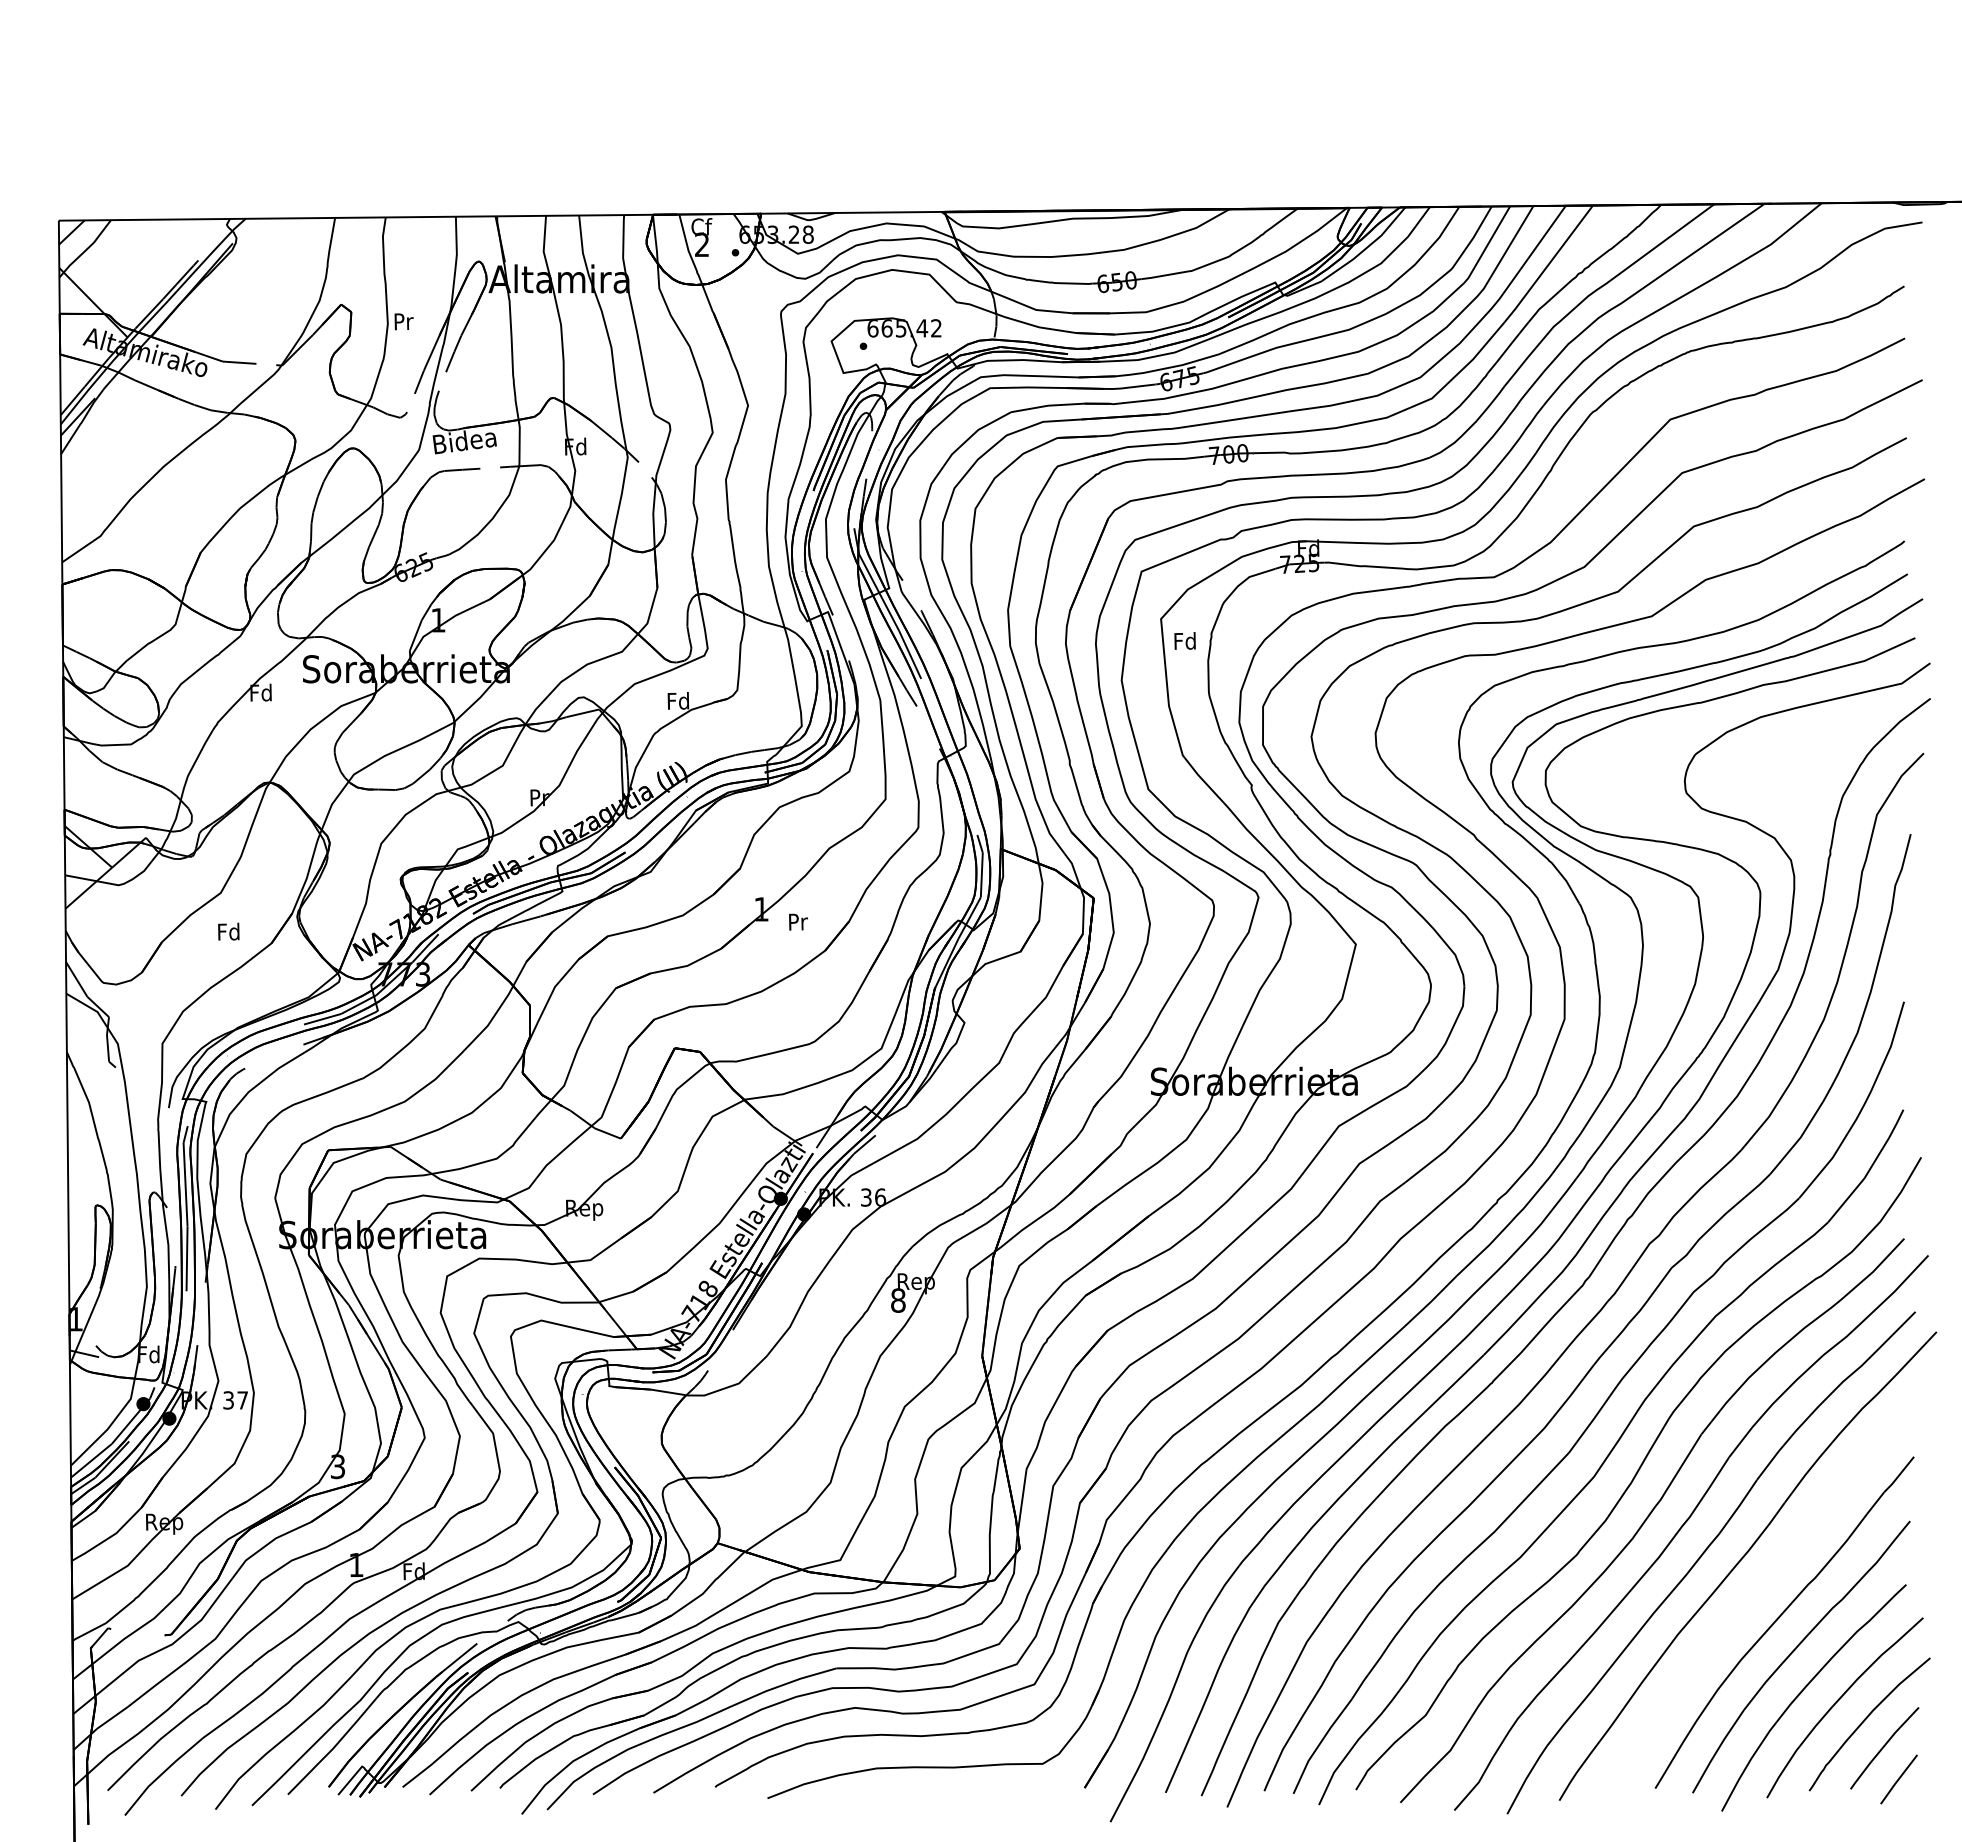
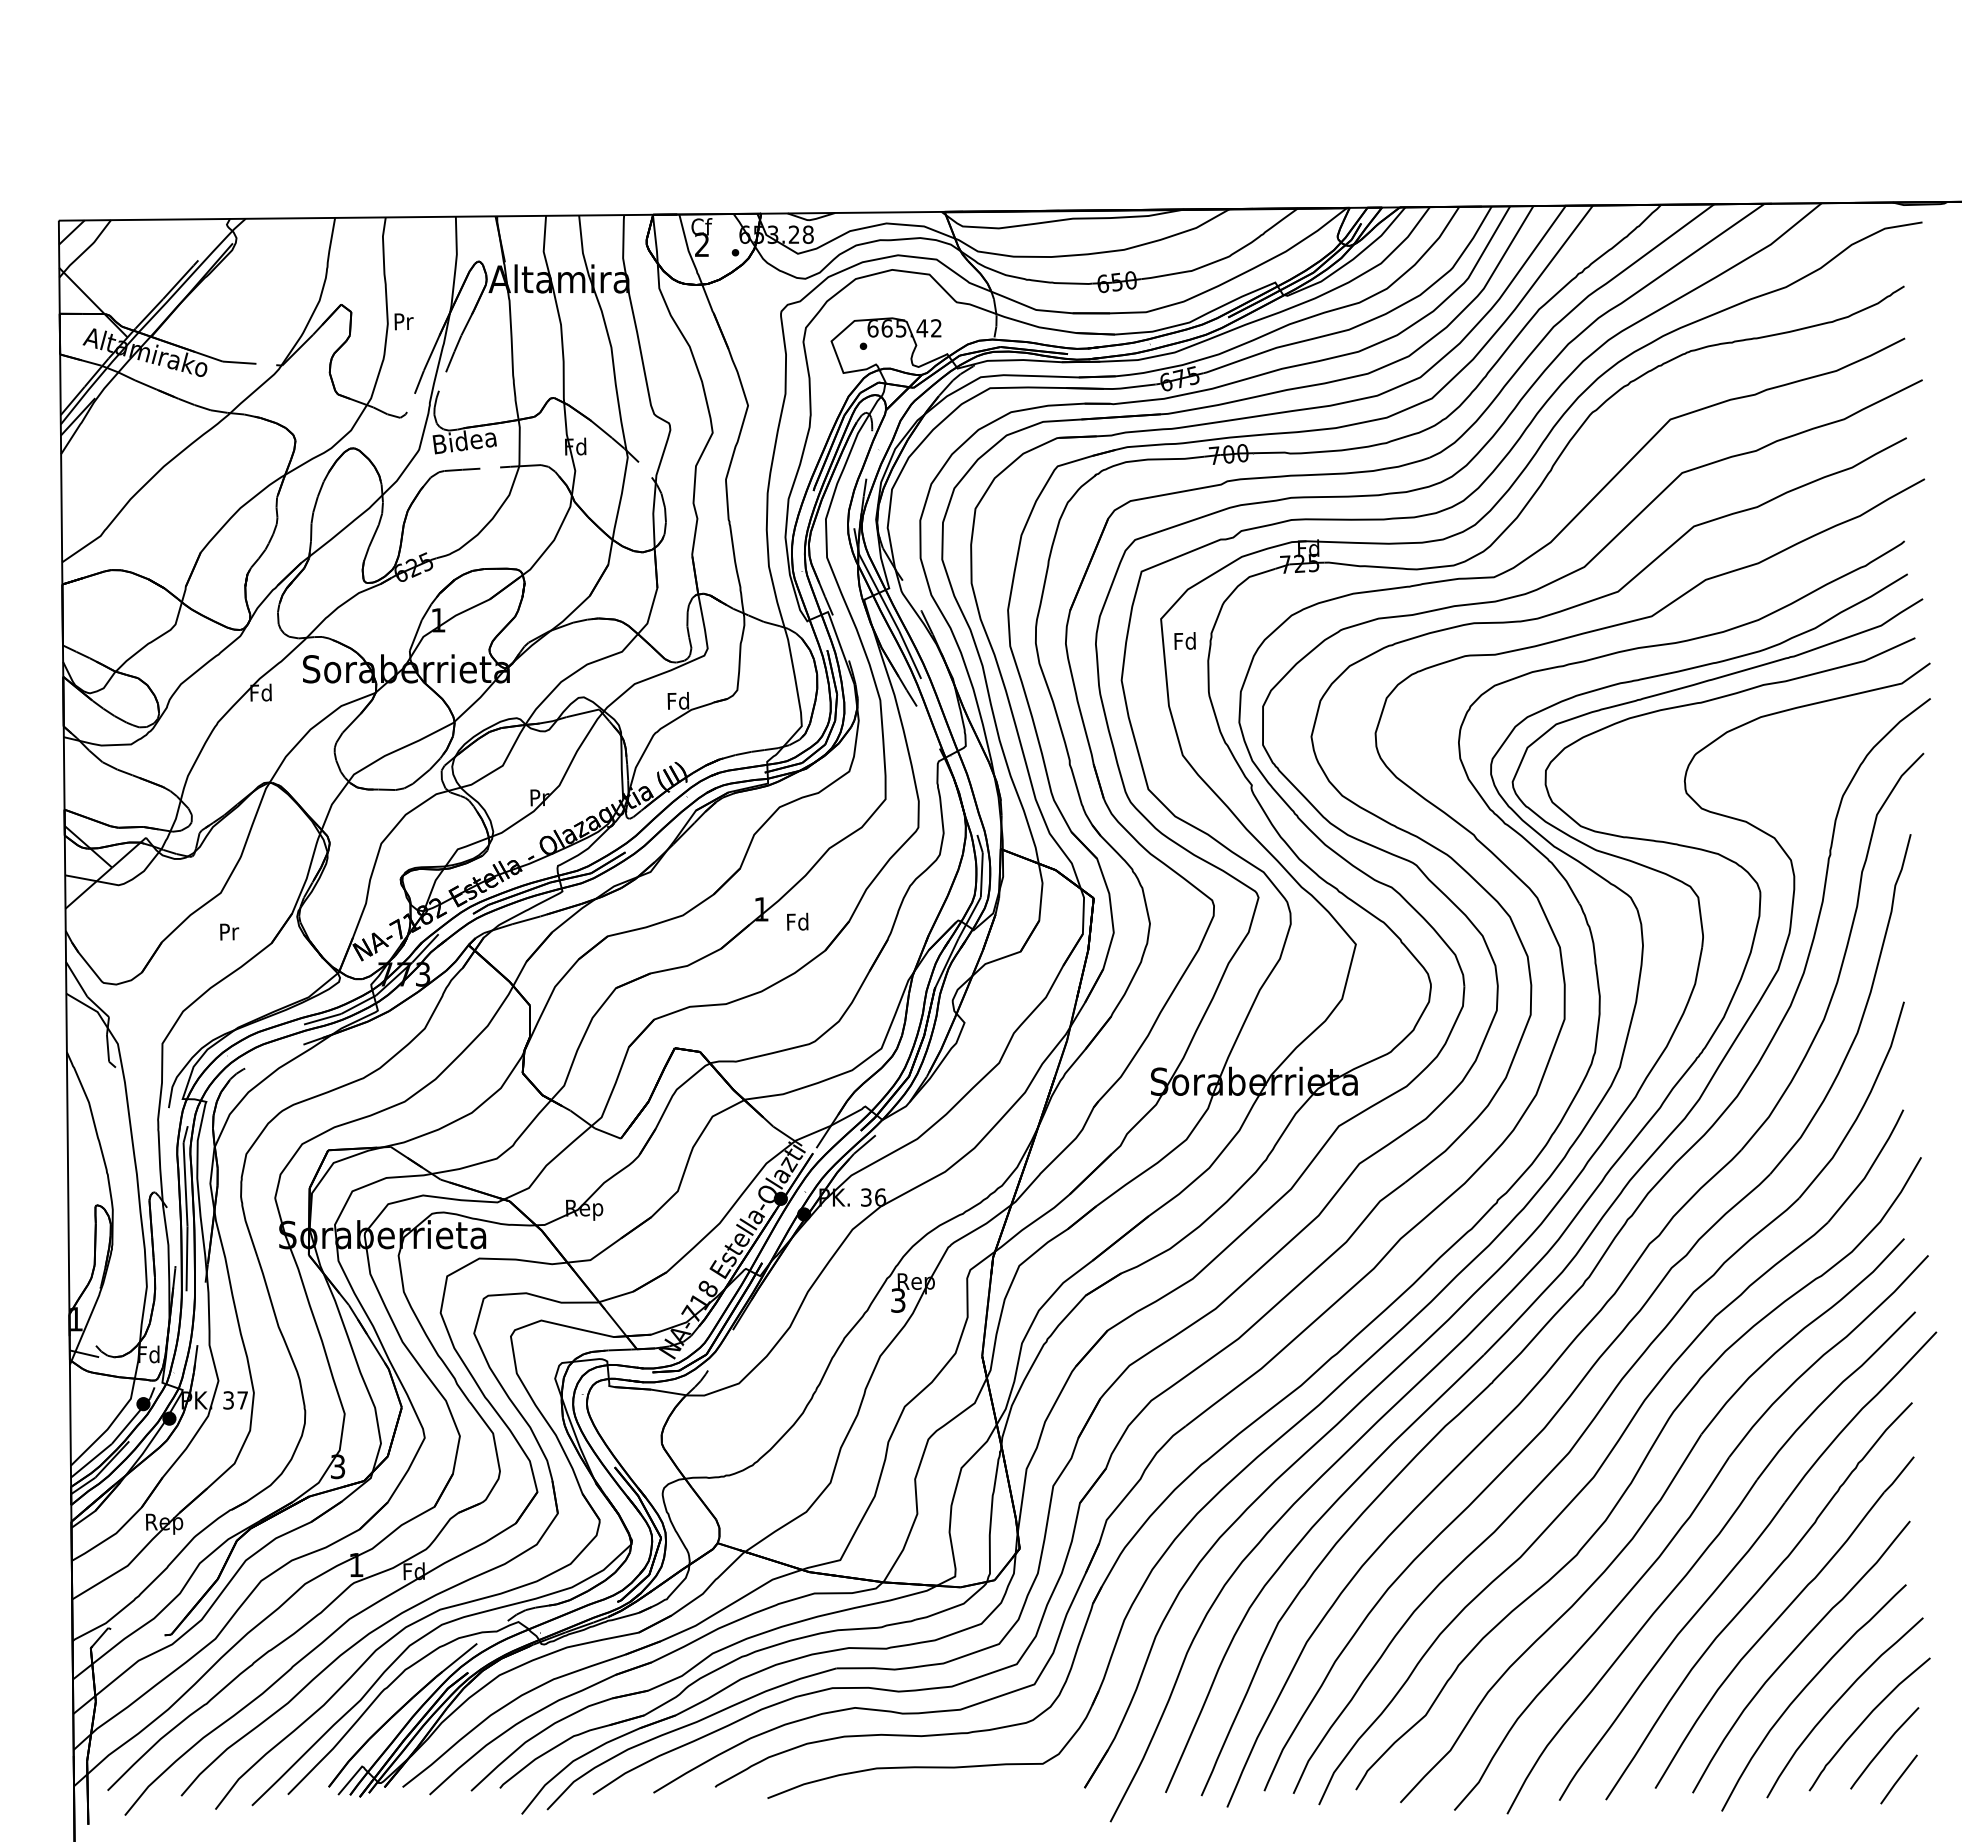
text: Pr -> Fd (797, 921)
text: Fd -> Pr (228, 931)
text: 8 -> 3 (898, 1300)
curve: none -> present (1754, 1596)
